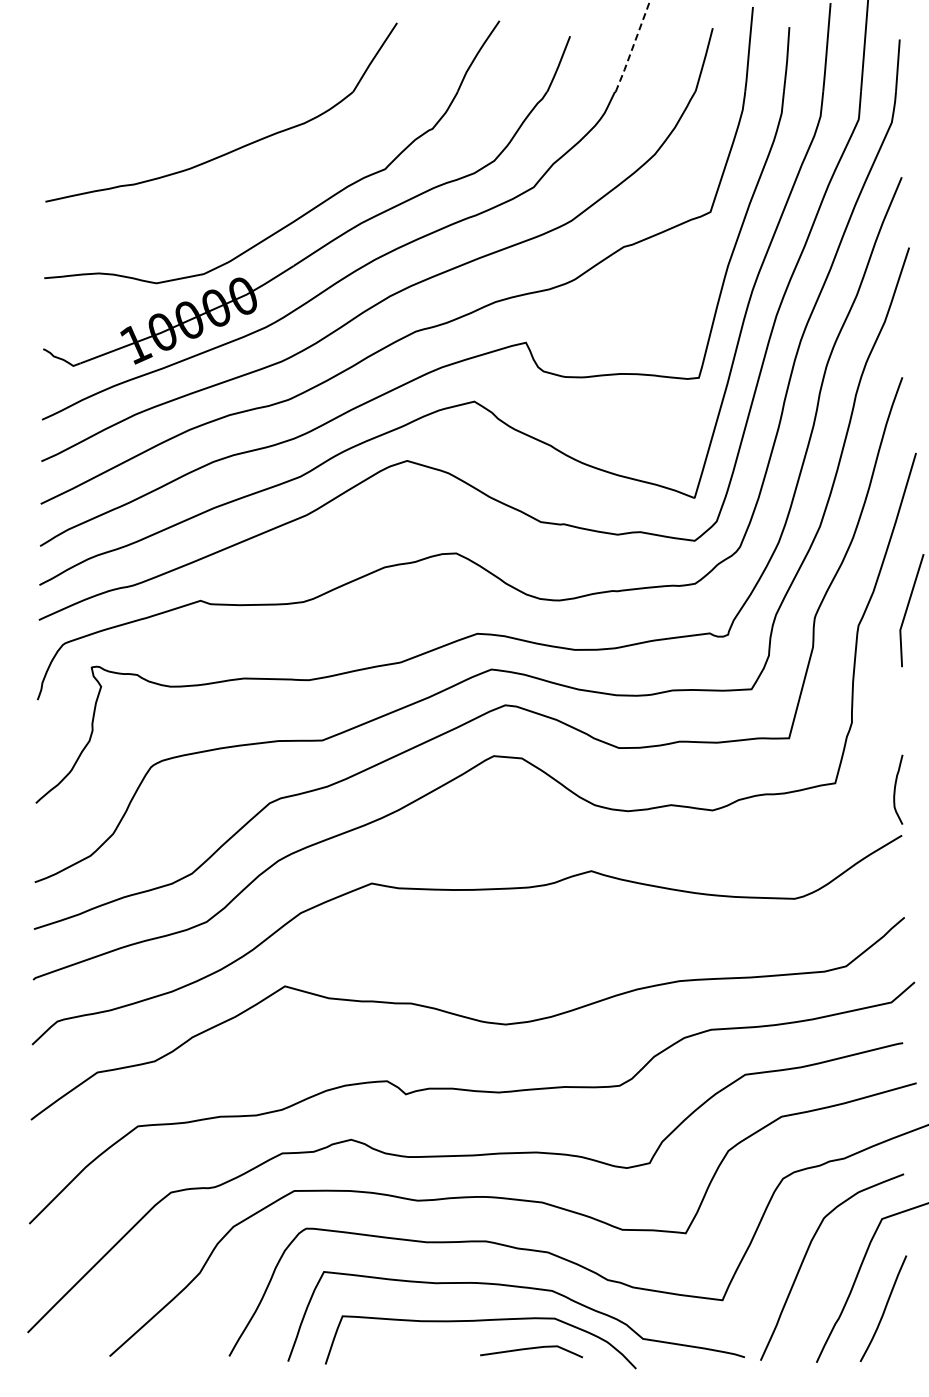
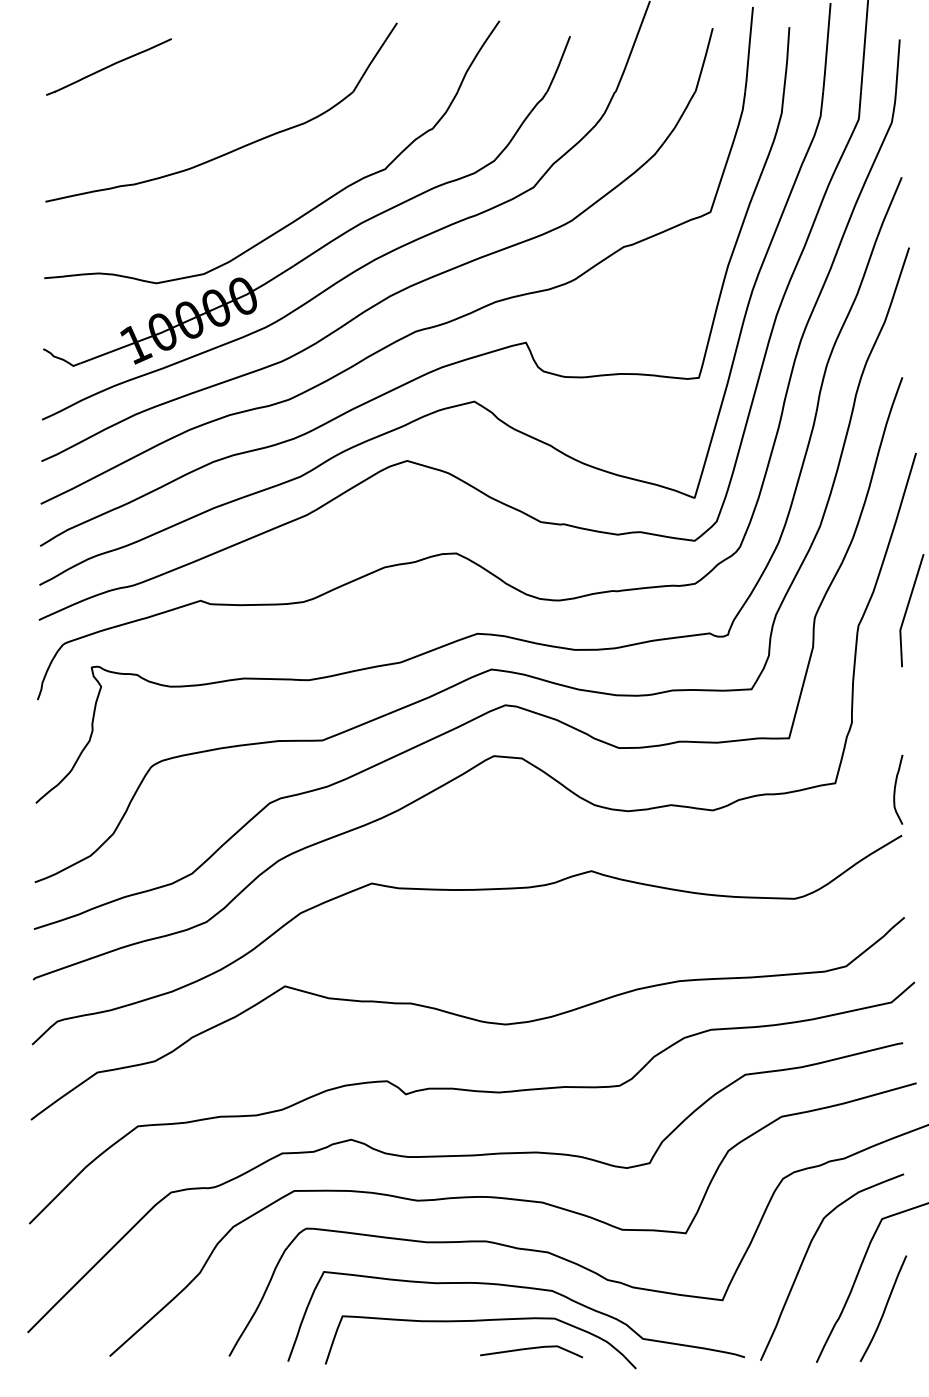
line: dashed -> solid (633, 46)
part: none -> present (108, 66)
